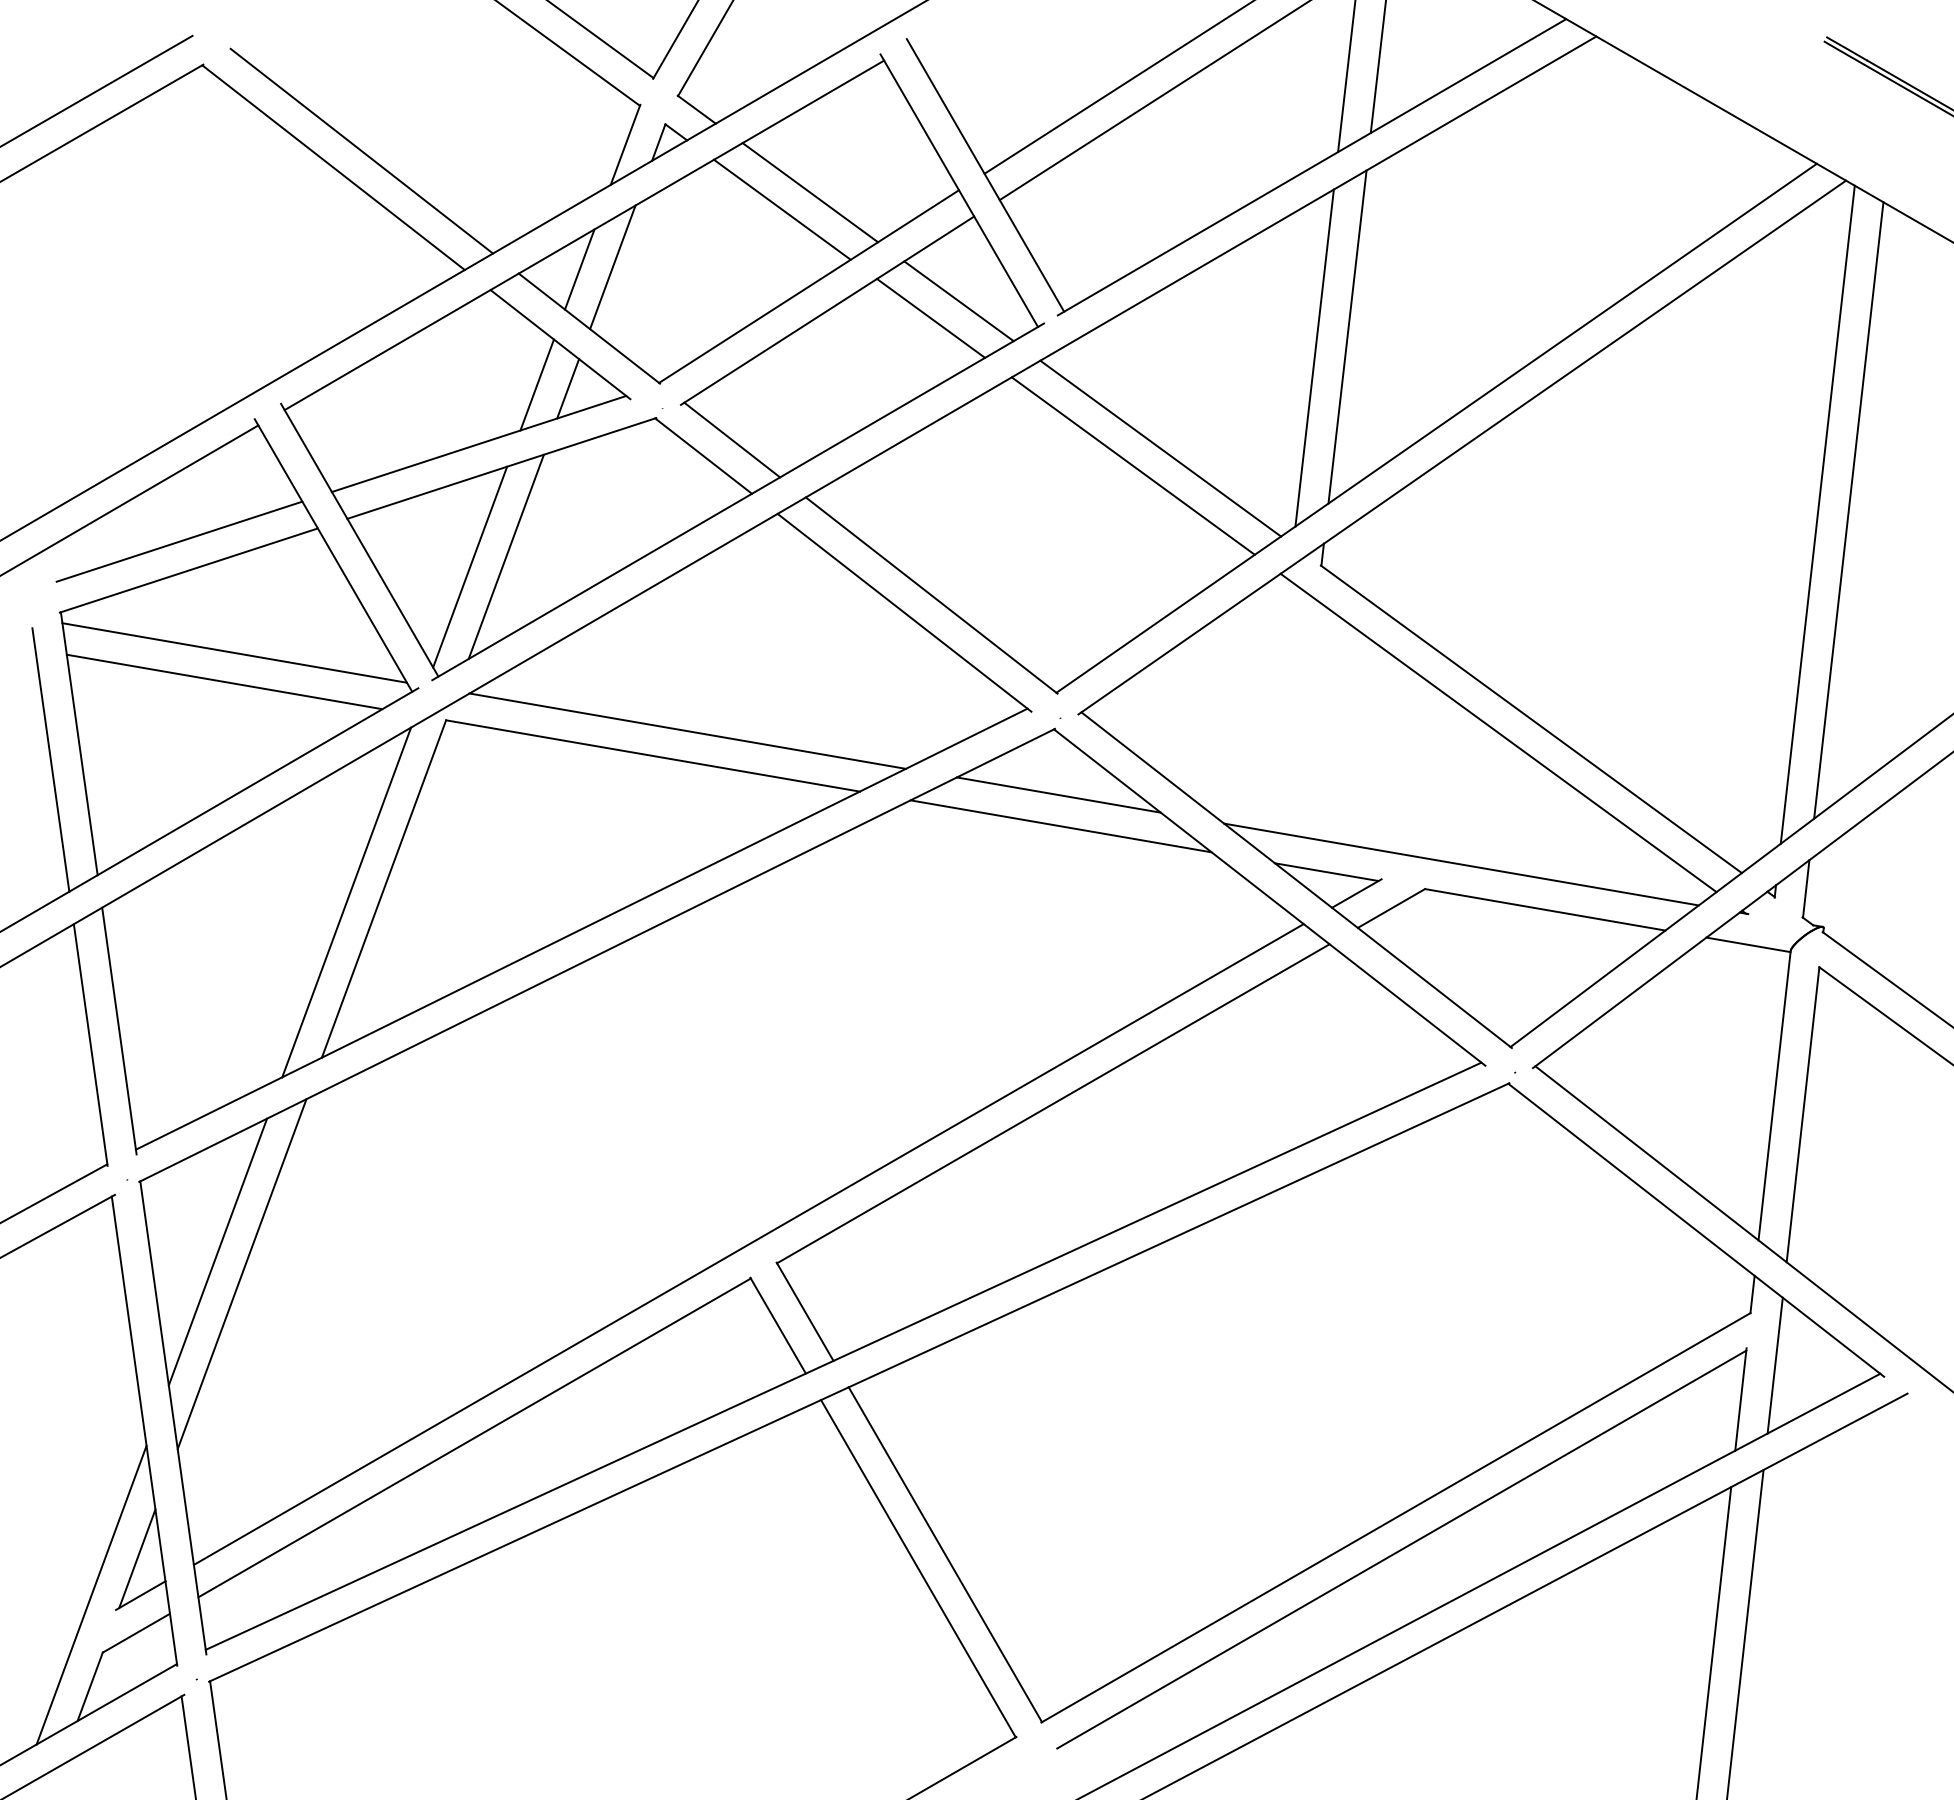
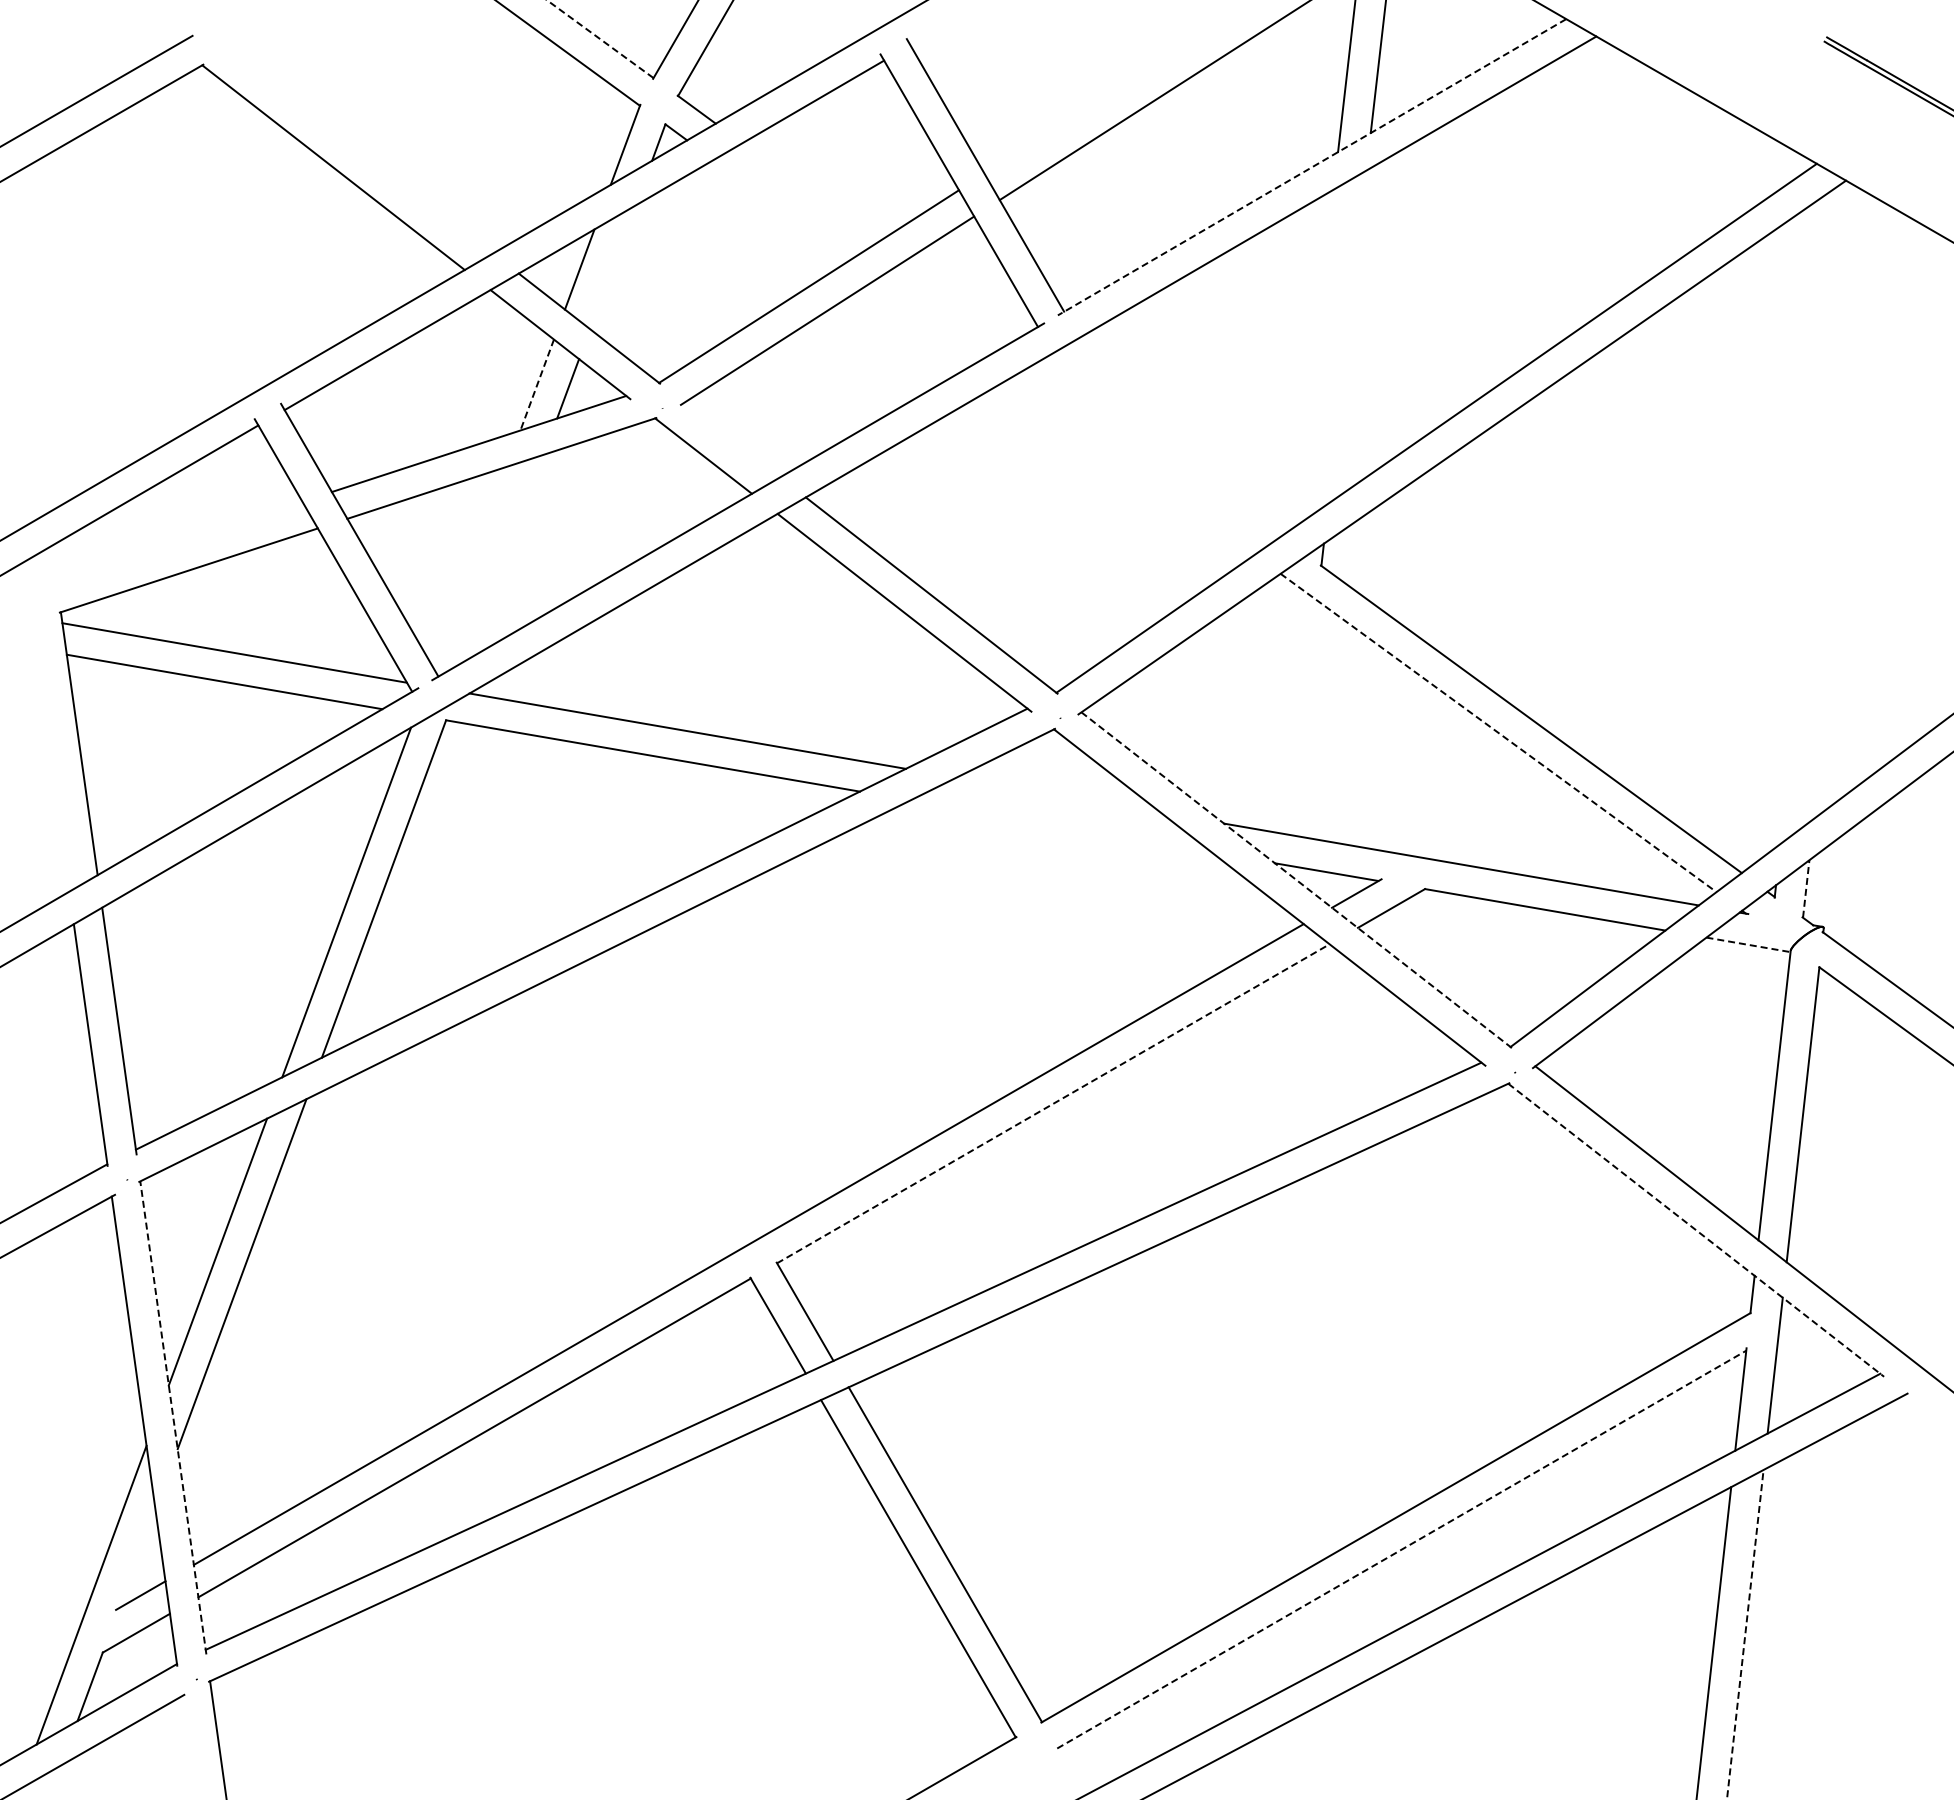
line: solid -> dashed (600, 39)
line: present -> none (1117, 87)
line: present -> none (361, 150)
line: solid -> dashed (1311, 167)
line: present -> none (810, 192)
line: present -> none (782, 209)
line: present -> none (612, 267)
line: present -> none (958, 301)
line: present -> none (931, 317)
line: present -> none (1347, 336)
line: present -> none (1314, 357)
line: solid -> dashed (537, 385)
line: present -> none (732, 439)
line: present -> none (1160, 448)
line: present -> none (1132, 465)
line: present -> none (1848, 510)
line: present -> none (1817, 514)
line: present -> none (179, 541)
line: present -> none (505, 556)
line: present -> none (470, 566)
line: solid -> dashed (1498, 732)
line: present -> none (50, 759)
line: present -> none (1058, 794)
line: present -> none (1060, 826)
line: solid -> dashed (1296, 880)
line: solid -> dashed (1806, 888)
line: solid -> dashed (1748, 944)
line: solid -> dashed (1053, 1103)
line: solid -> dashed (1696, 1230)
line: solid -> dashed (173, 1417)
line: solid -> dashed (1401, 1549)
line: present -> none (137, 1558)
line: solid -> dashed (1745, 1634)
line: present -> none (188, 1746)
